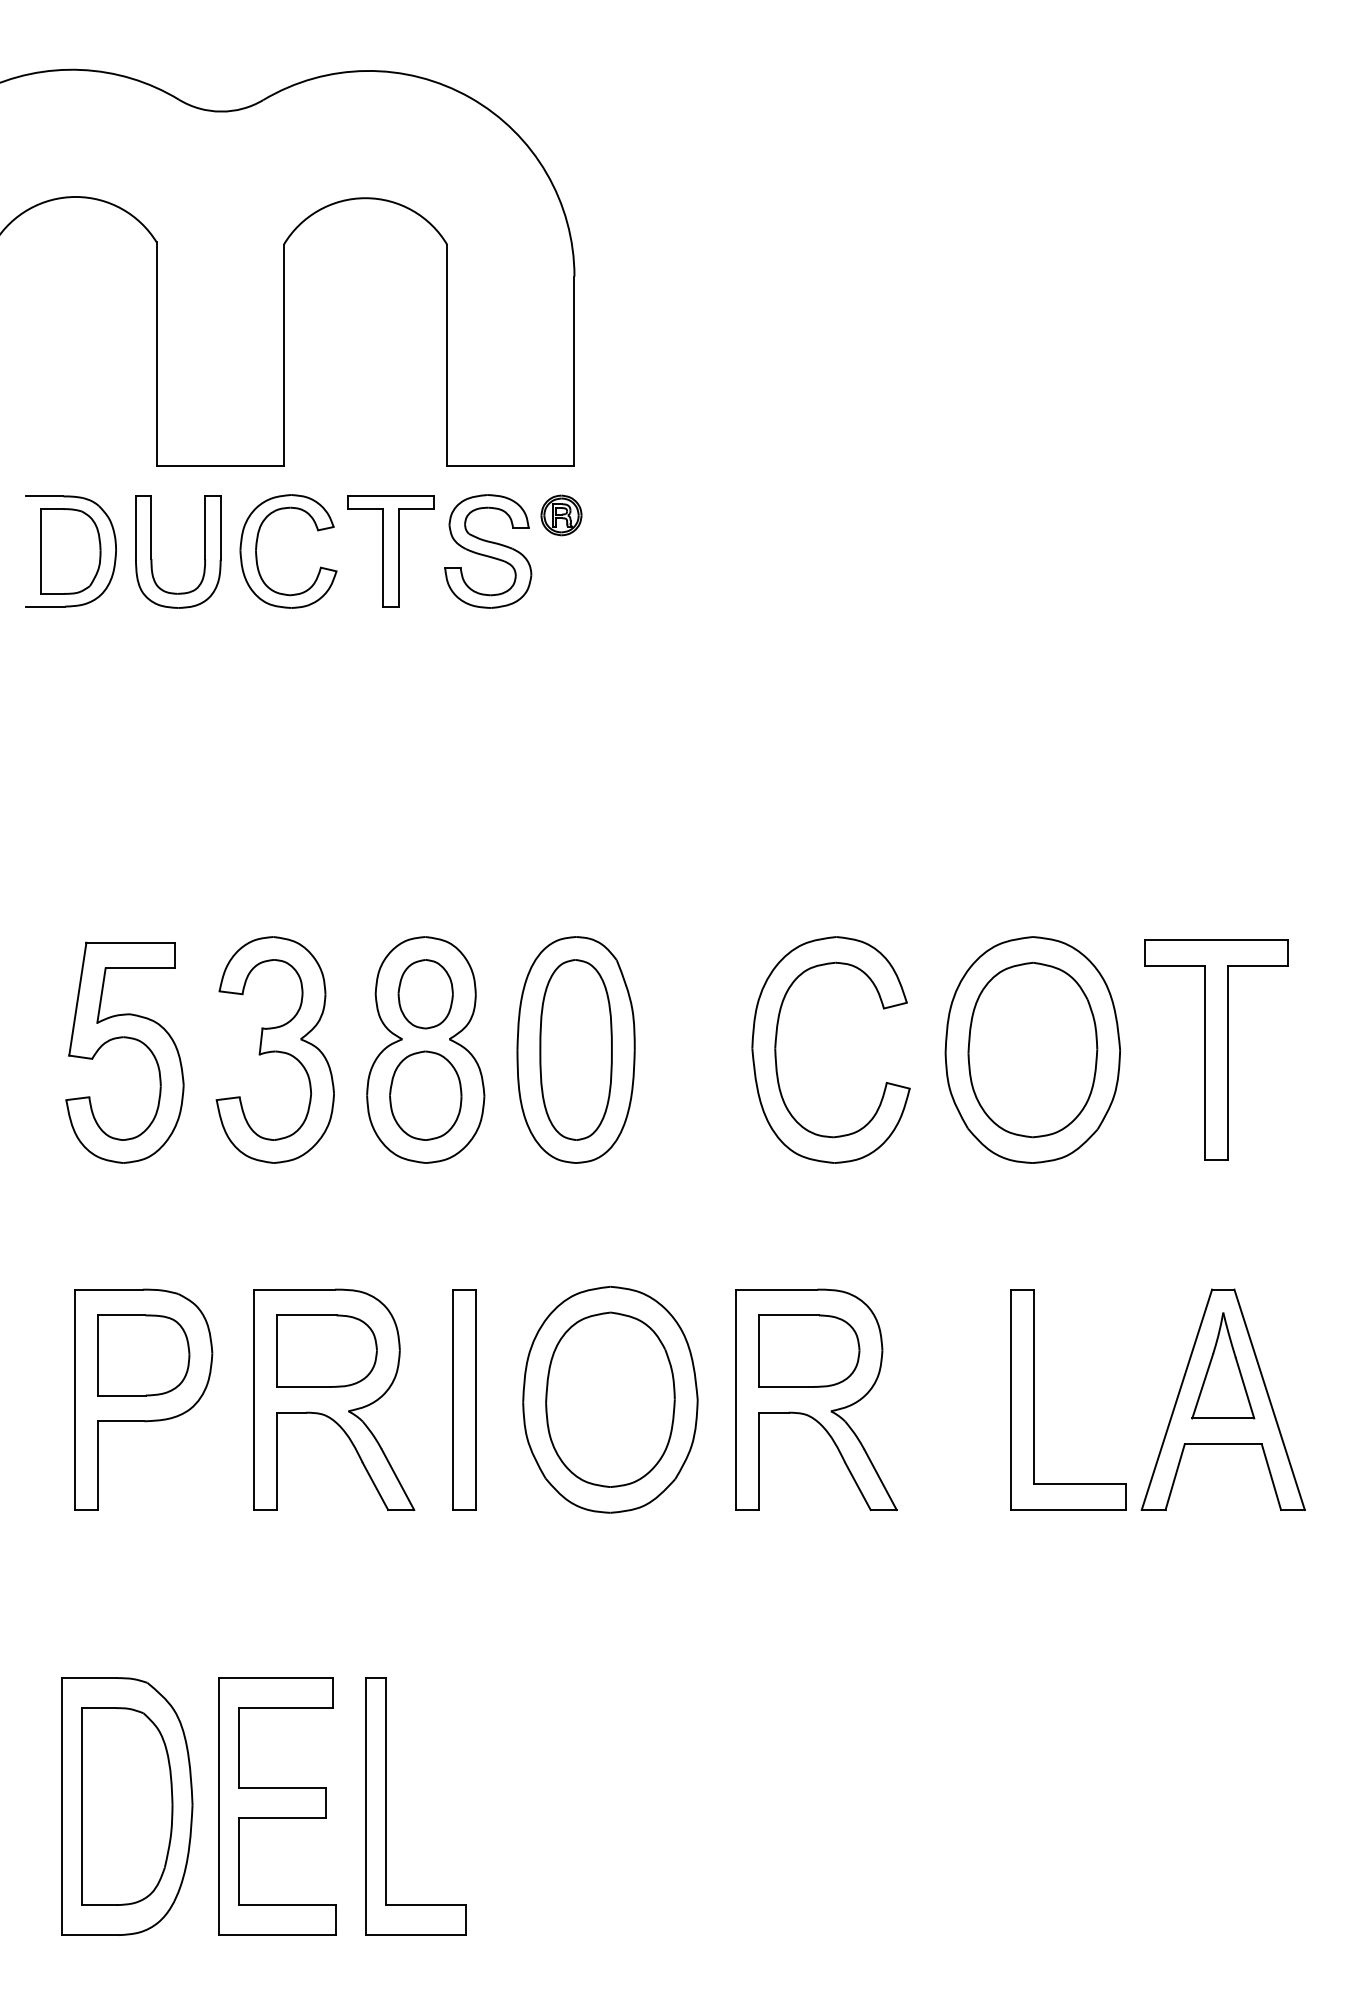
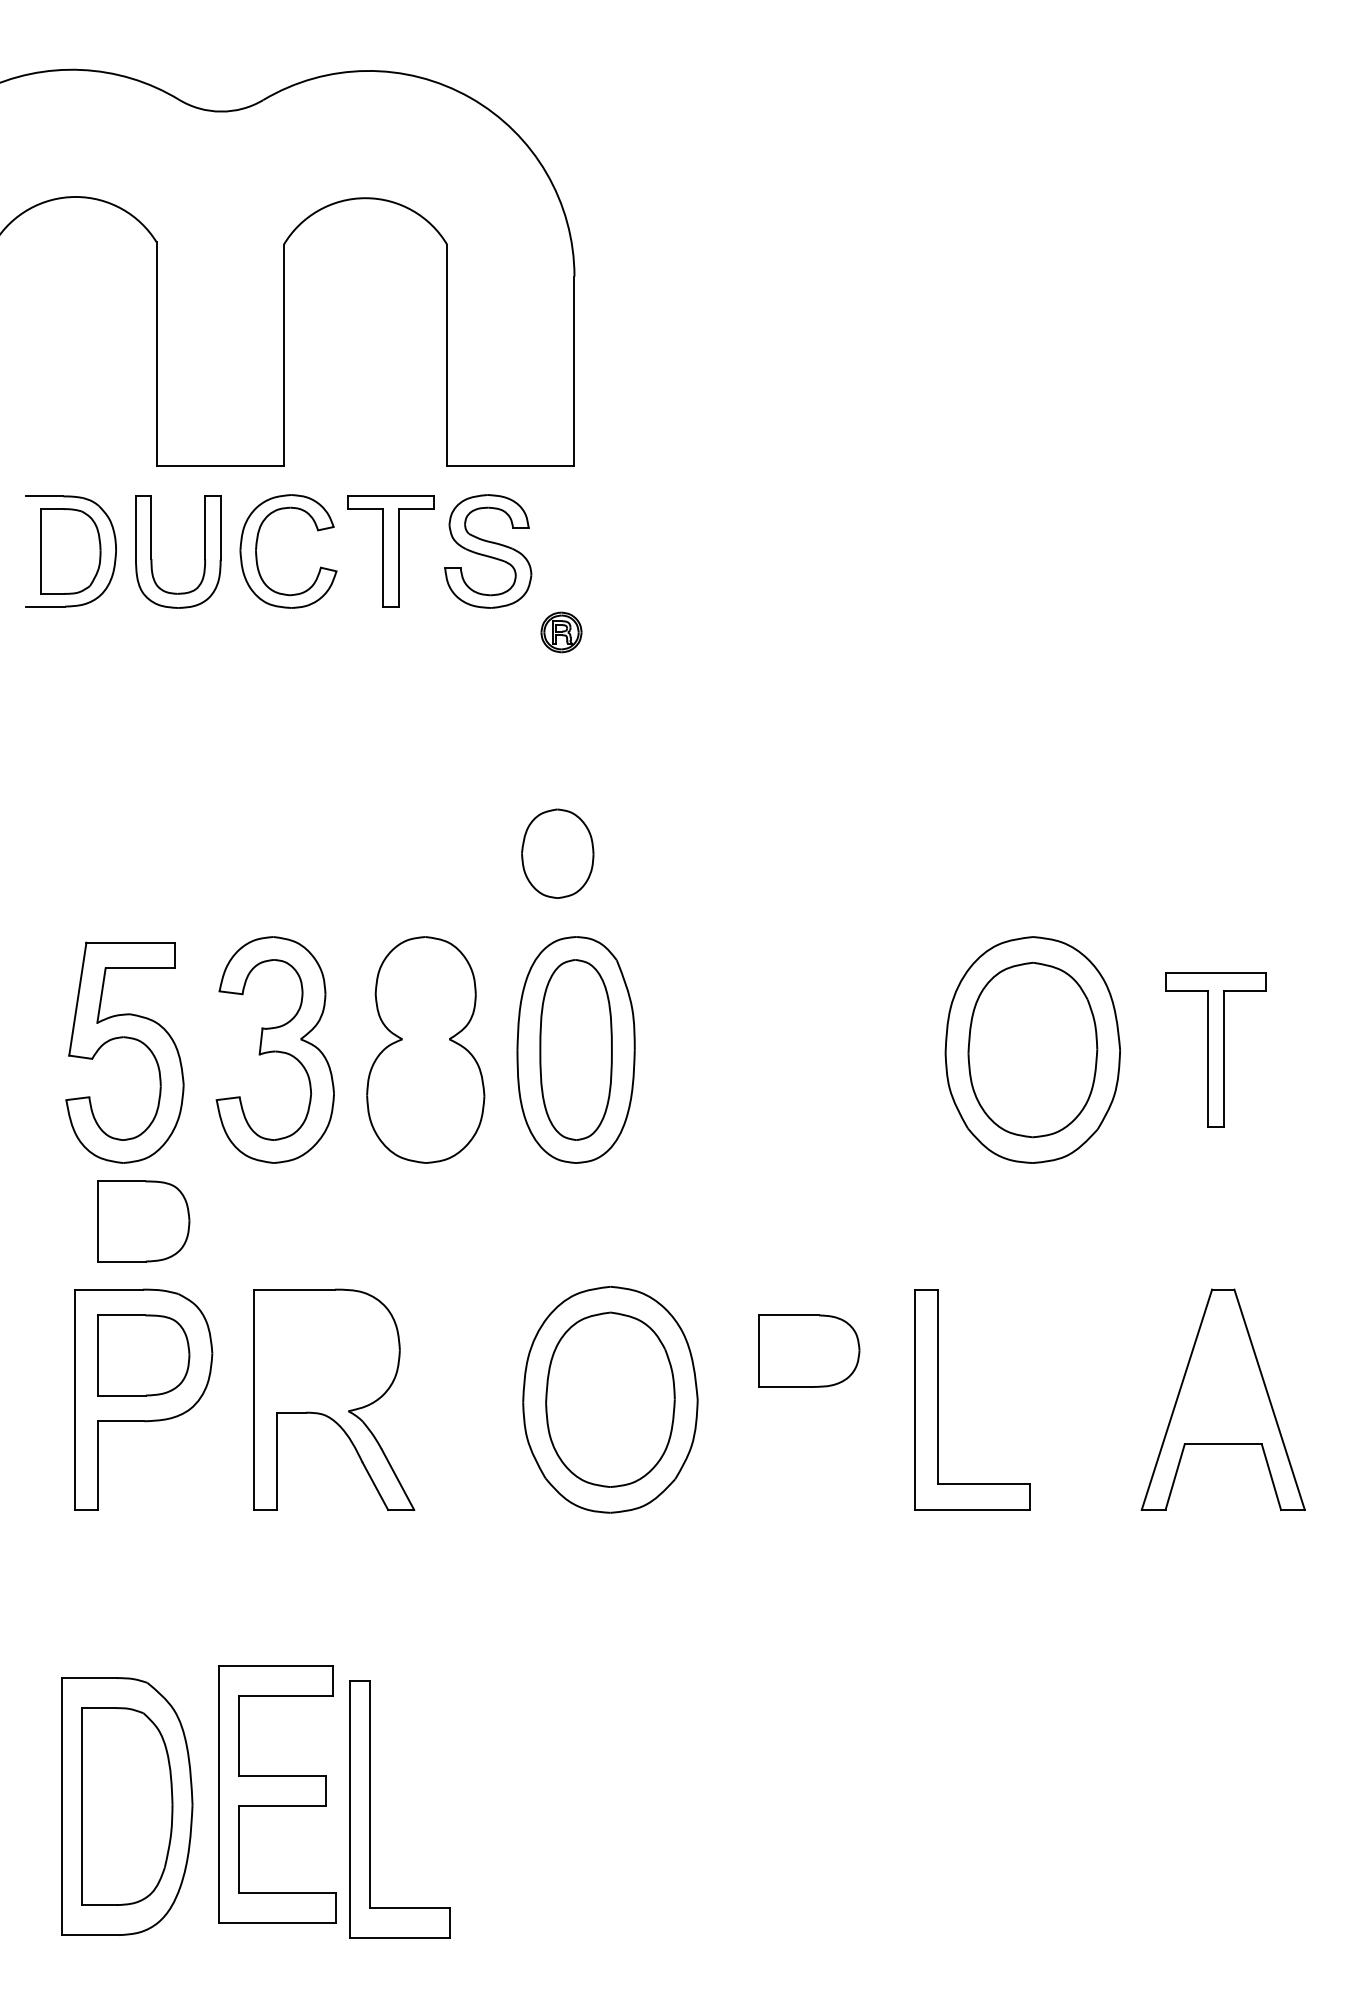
part position: (561, 515) -> (561, 632) (561, 632)
part: present -> none (425, 994)
part: present -> none (776, 1049)
part size: 145x222 px -> 102x156 px (1215, 1049)
part position: (425, 1095) -> (557, 853) (557, 853)
part: none -> present (143, 1221)
part: present -> none (326, 1350)
part: present -> none (1223, 1365)
part: present -> none (464, 1399)
part: present -> none (816, 1399)
part position: (1034, 1399) -> (938, 1399) (938, 1399)
part position: (277, 1806) -> (277, 1794) (277, 1794)
part position: (386, 1806) -> (370, 1809) (370, 1809)
